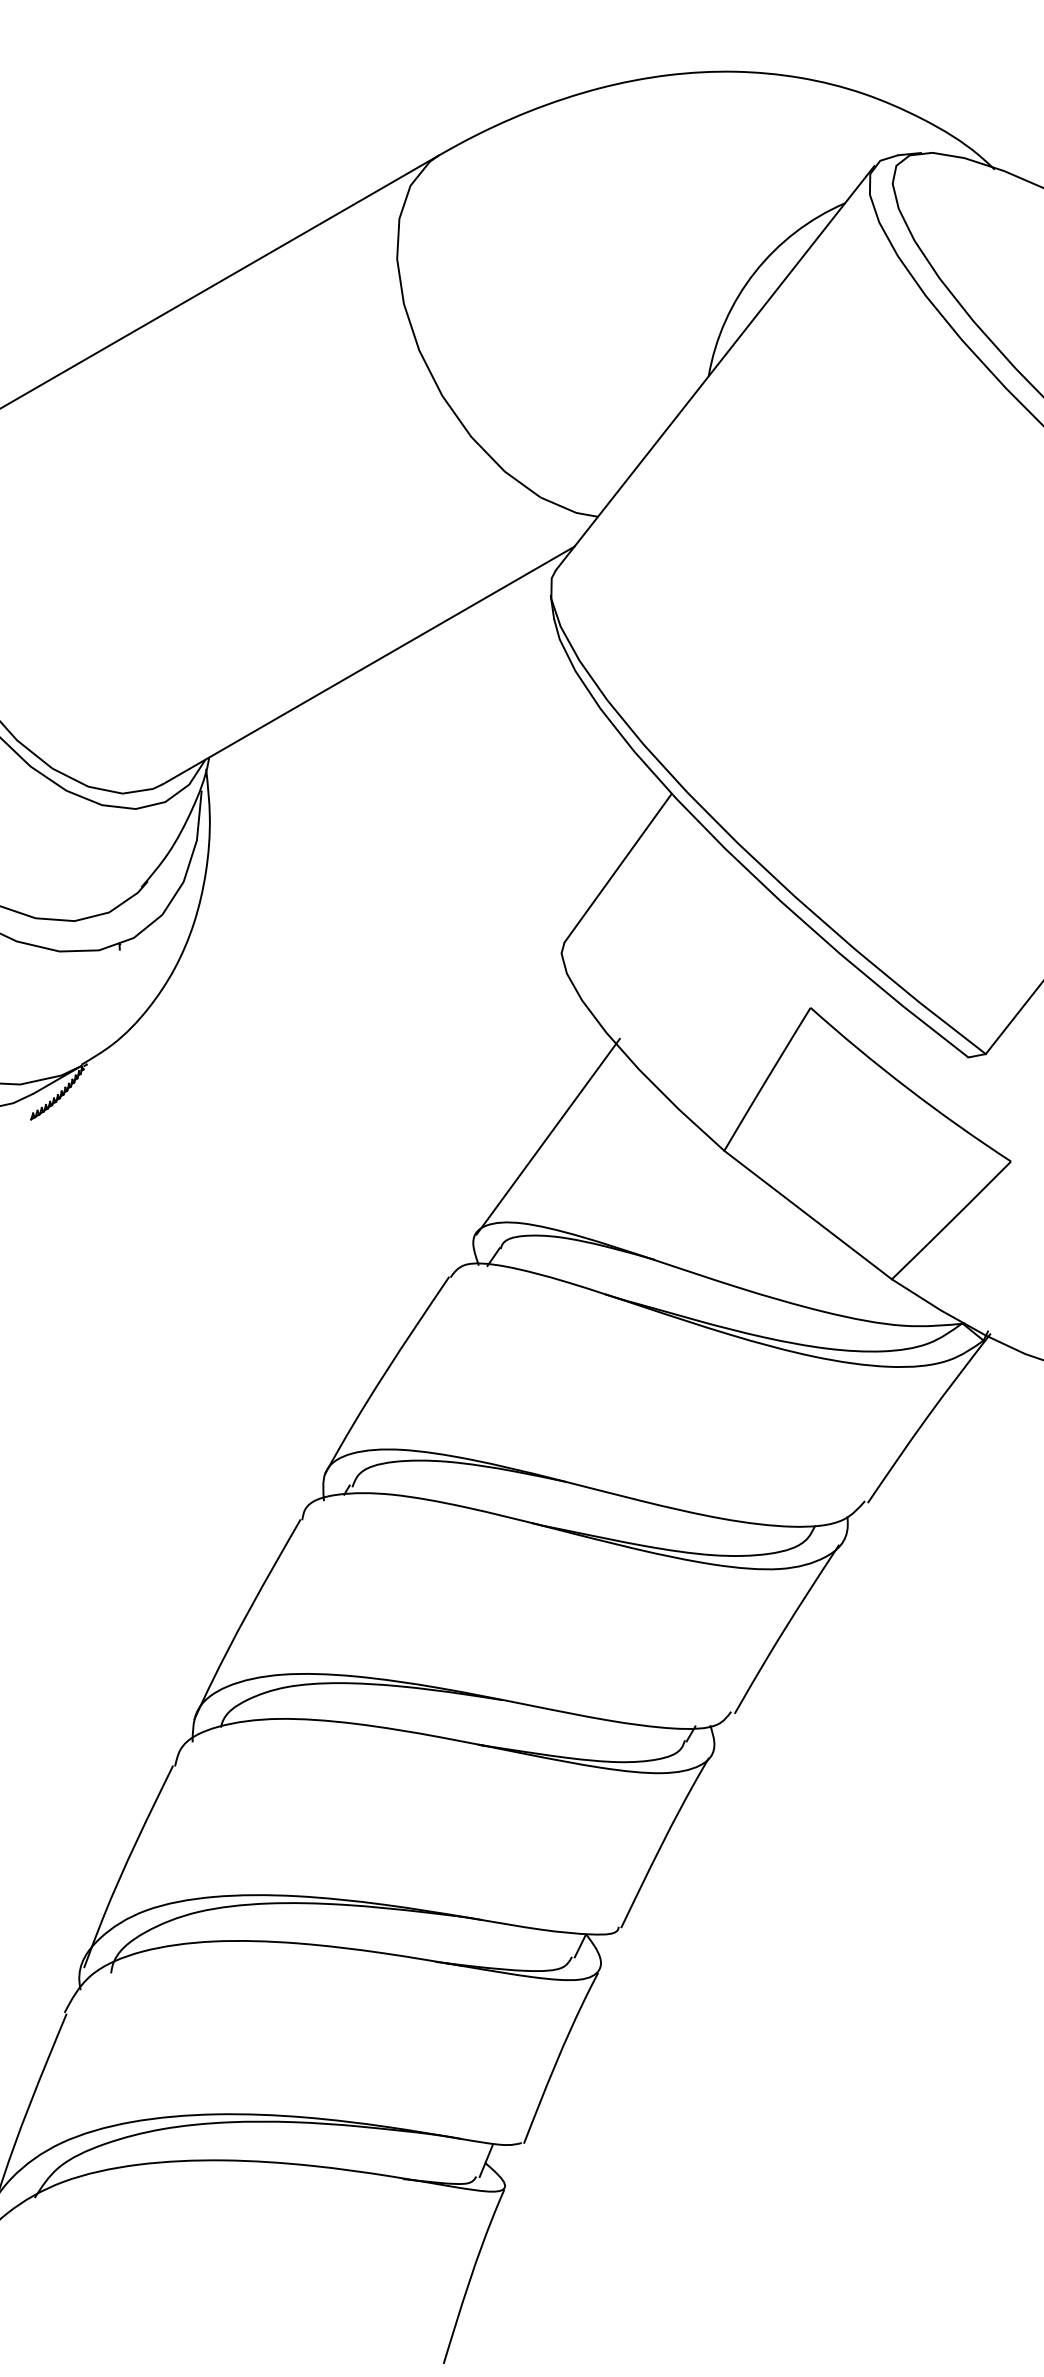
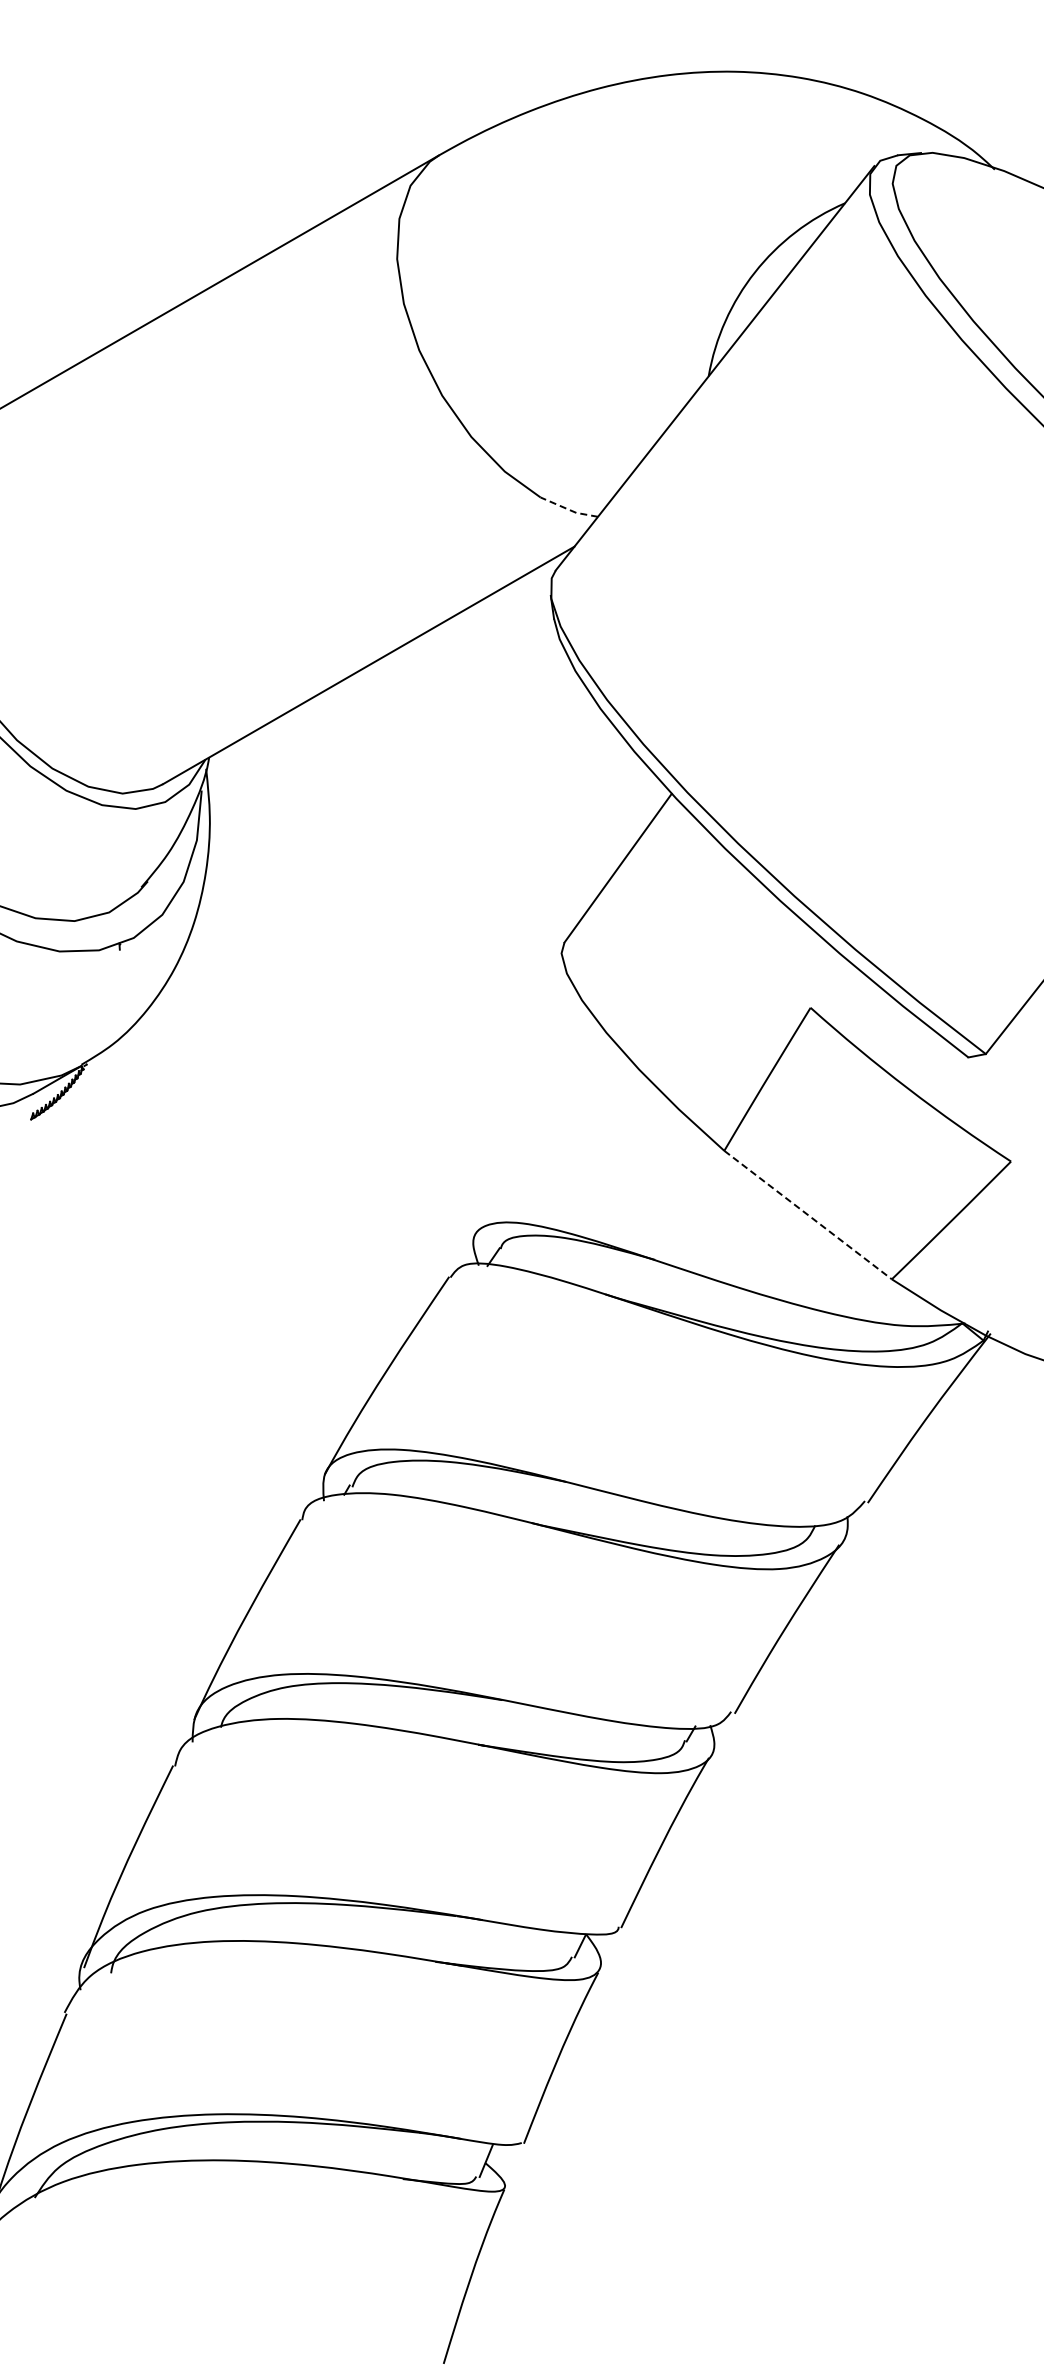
line: solid -> dashed (569, 509)
line: present -> none (547, 1136)
line: solid -> dashed (808, 1215)
